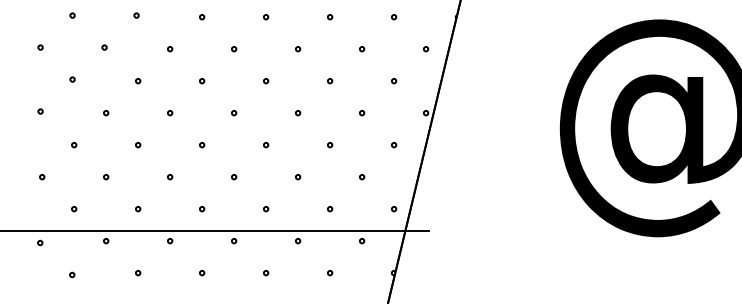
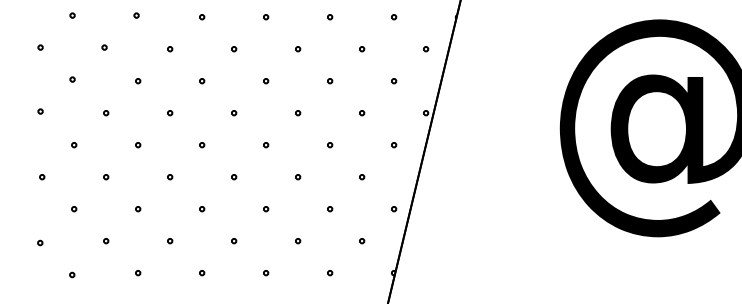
line: present -> none (215, 230)
